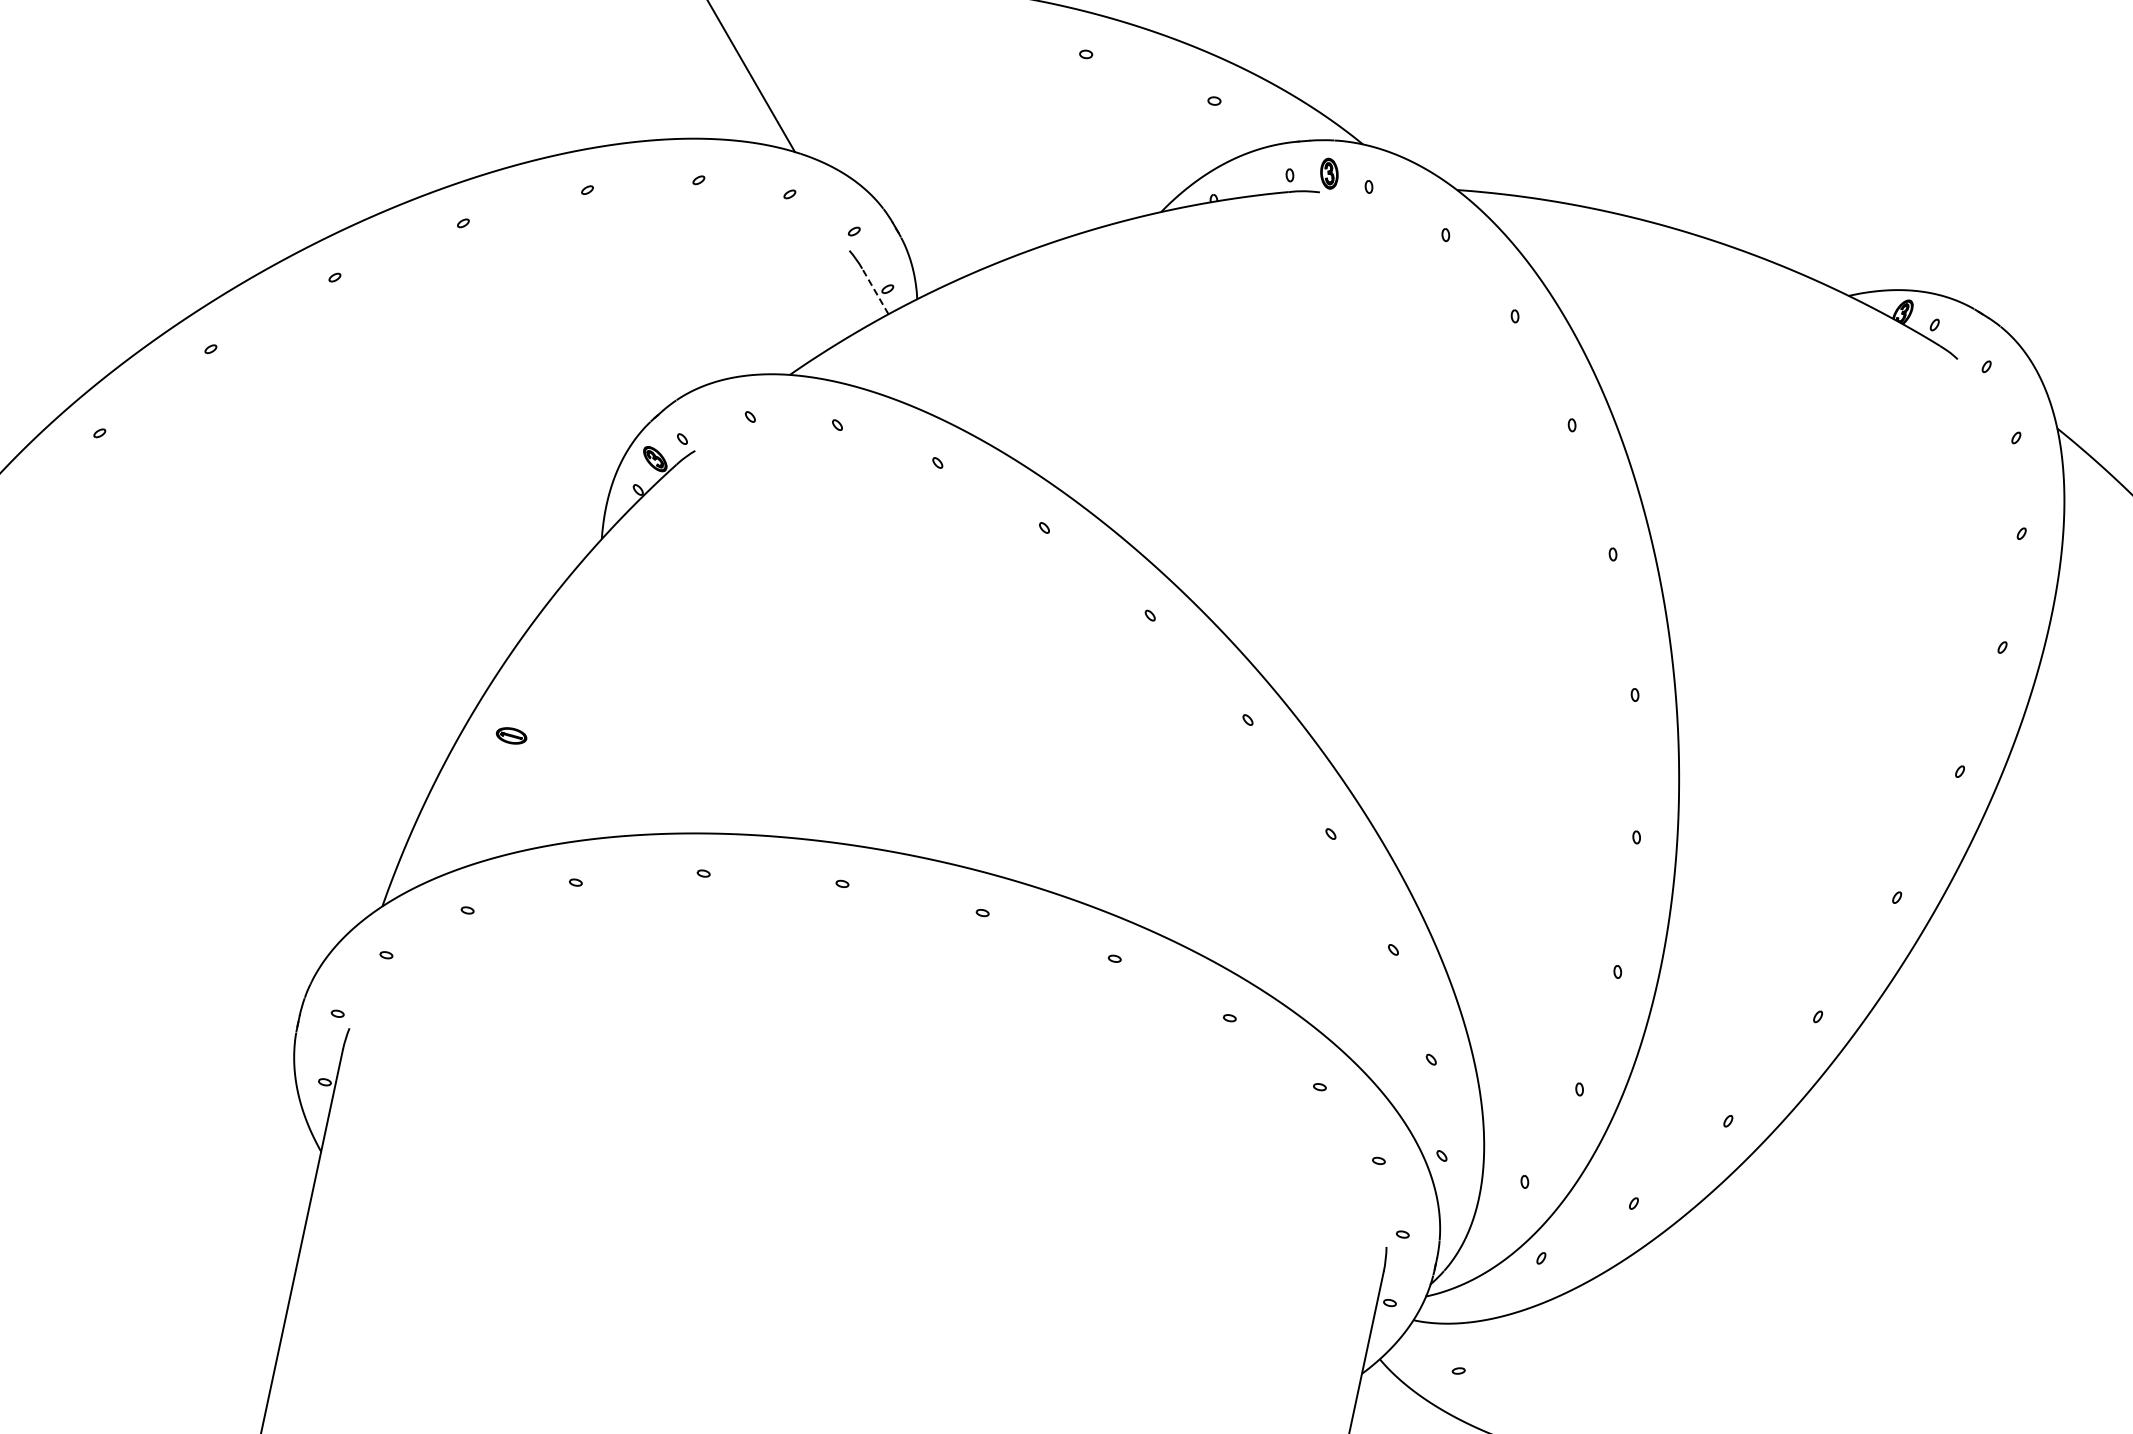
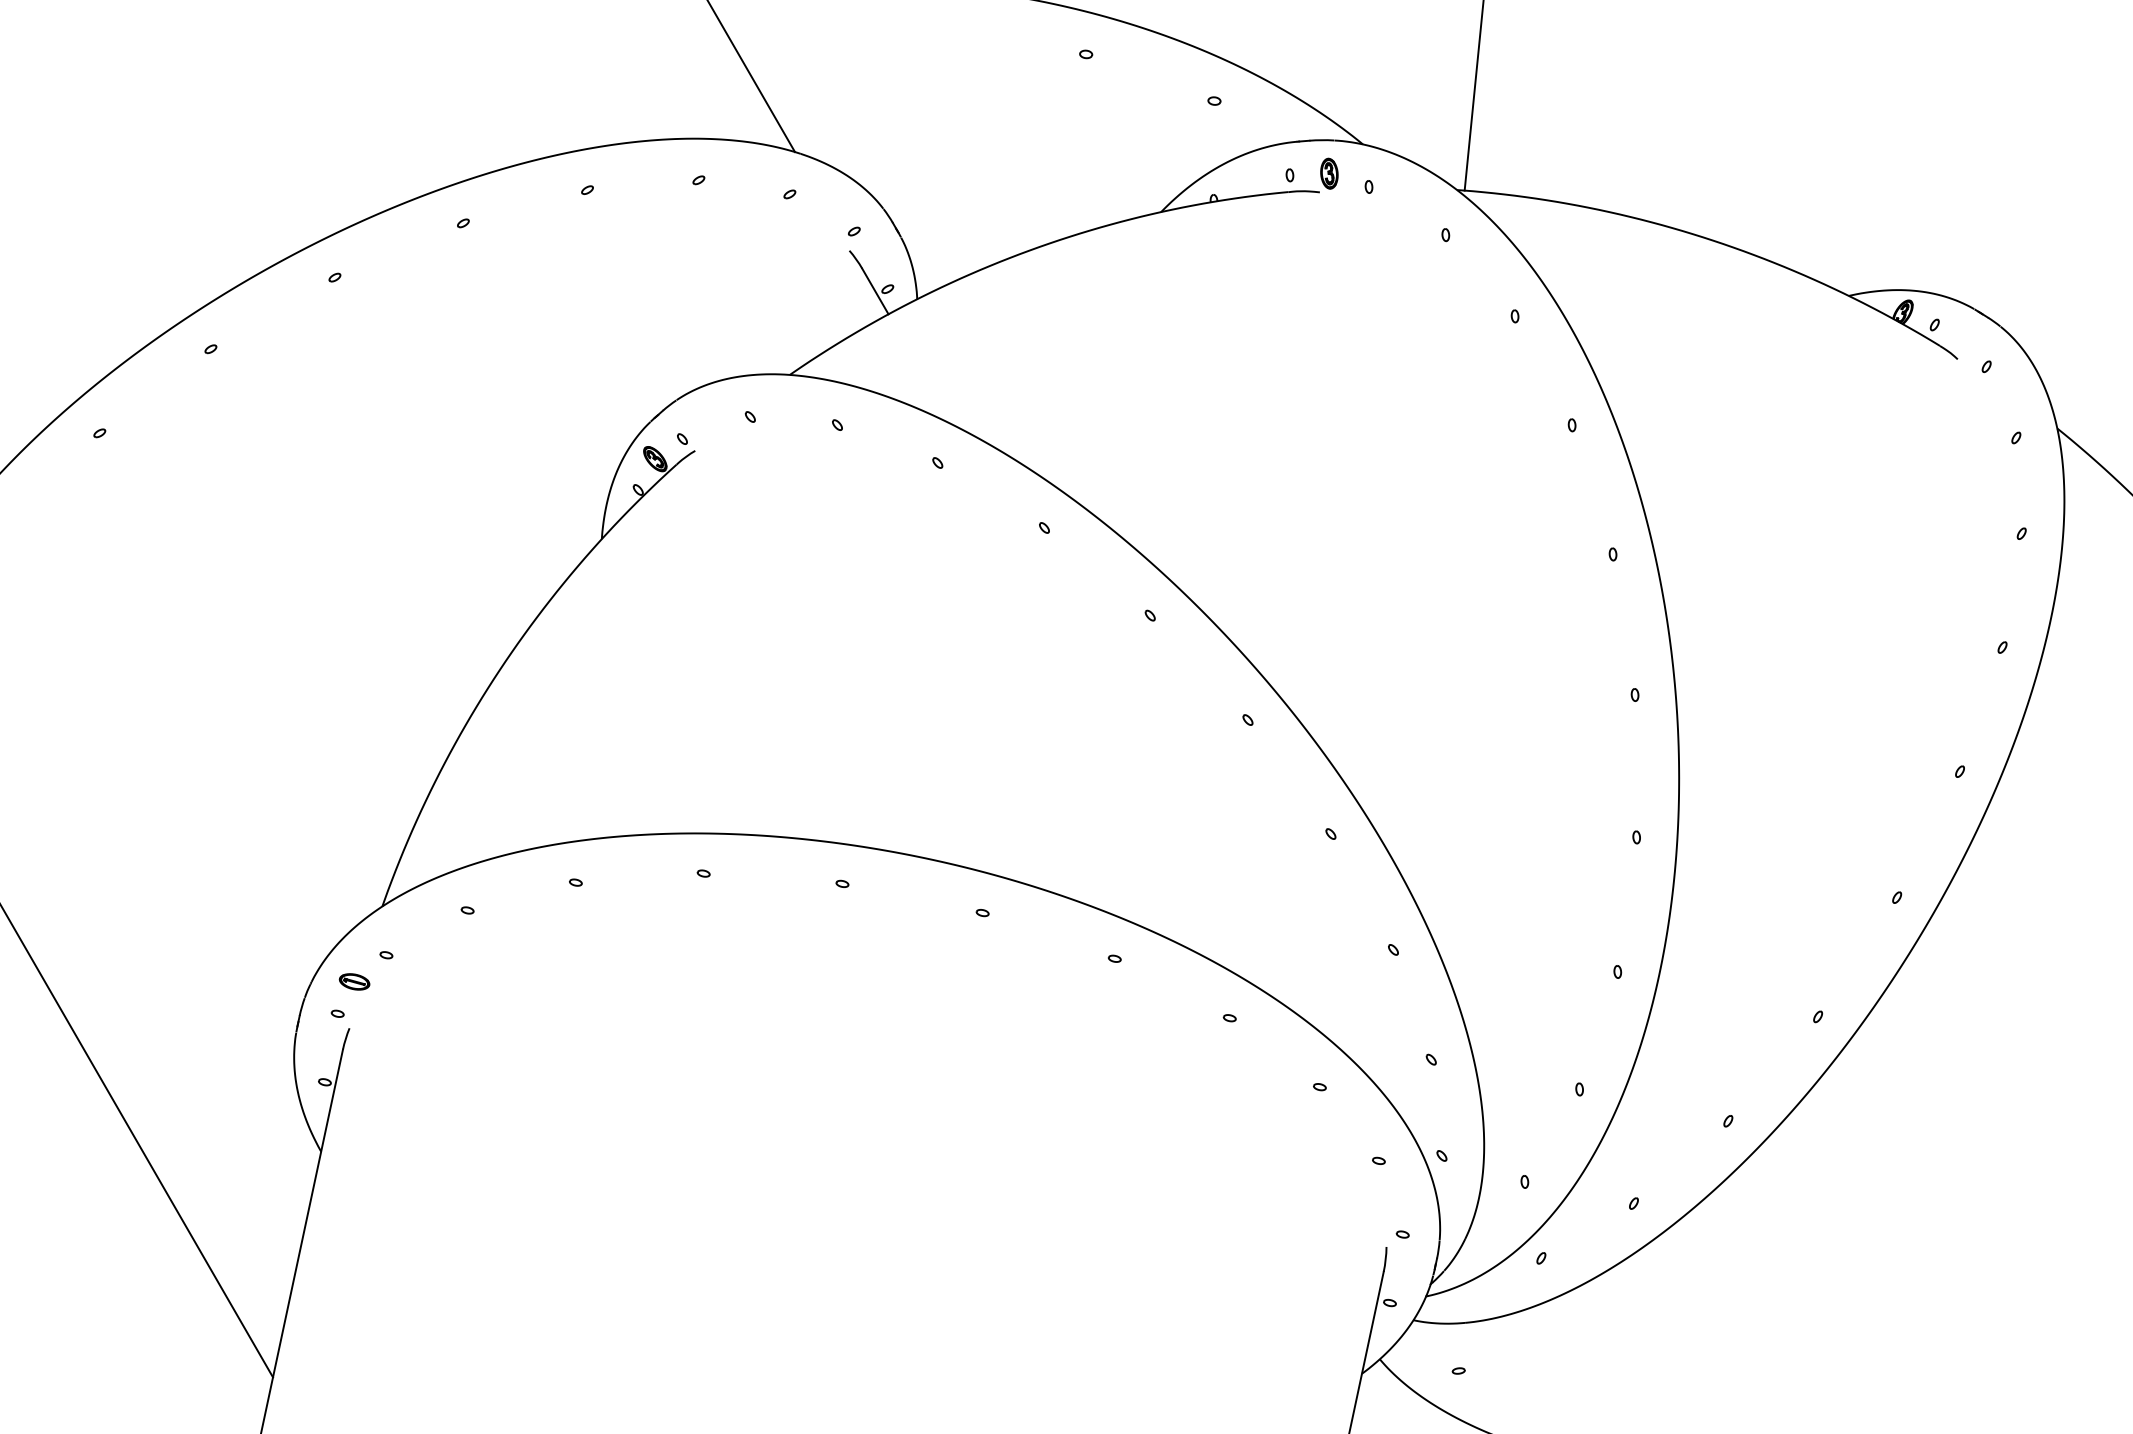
line: none -> present (1473, 96)
line: dashed -> solid (875, 291)
part position: (511, 735) -> (354, 981) (354, 981)
line: none -> present (137, 1142)
